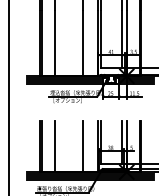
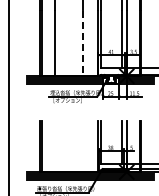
line: solid -> dashed (83, 43)
line: present -> none (54, 146)
line: present -> none (83, 146)
